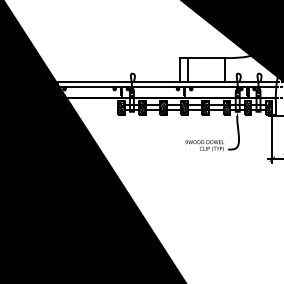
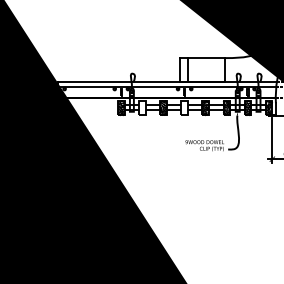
hatch: present -> none (142, 107)
hatch: present -> none (184, 107)
